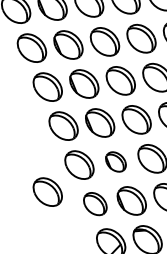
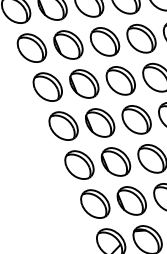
part size: 22x22 px -> 32x30 px (115, 161)
part: present -> none (47, 191)
part size: 25x25 px -> 31x30 px (95, 203)
